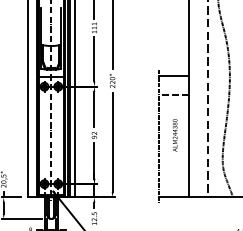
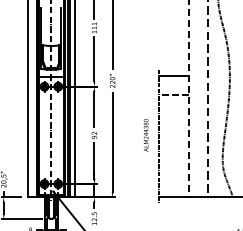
line: solid -> dashed (188, 99)
text position: (174, 135) -> (145, 135) (145, 135)
